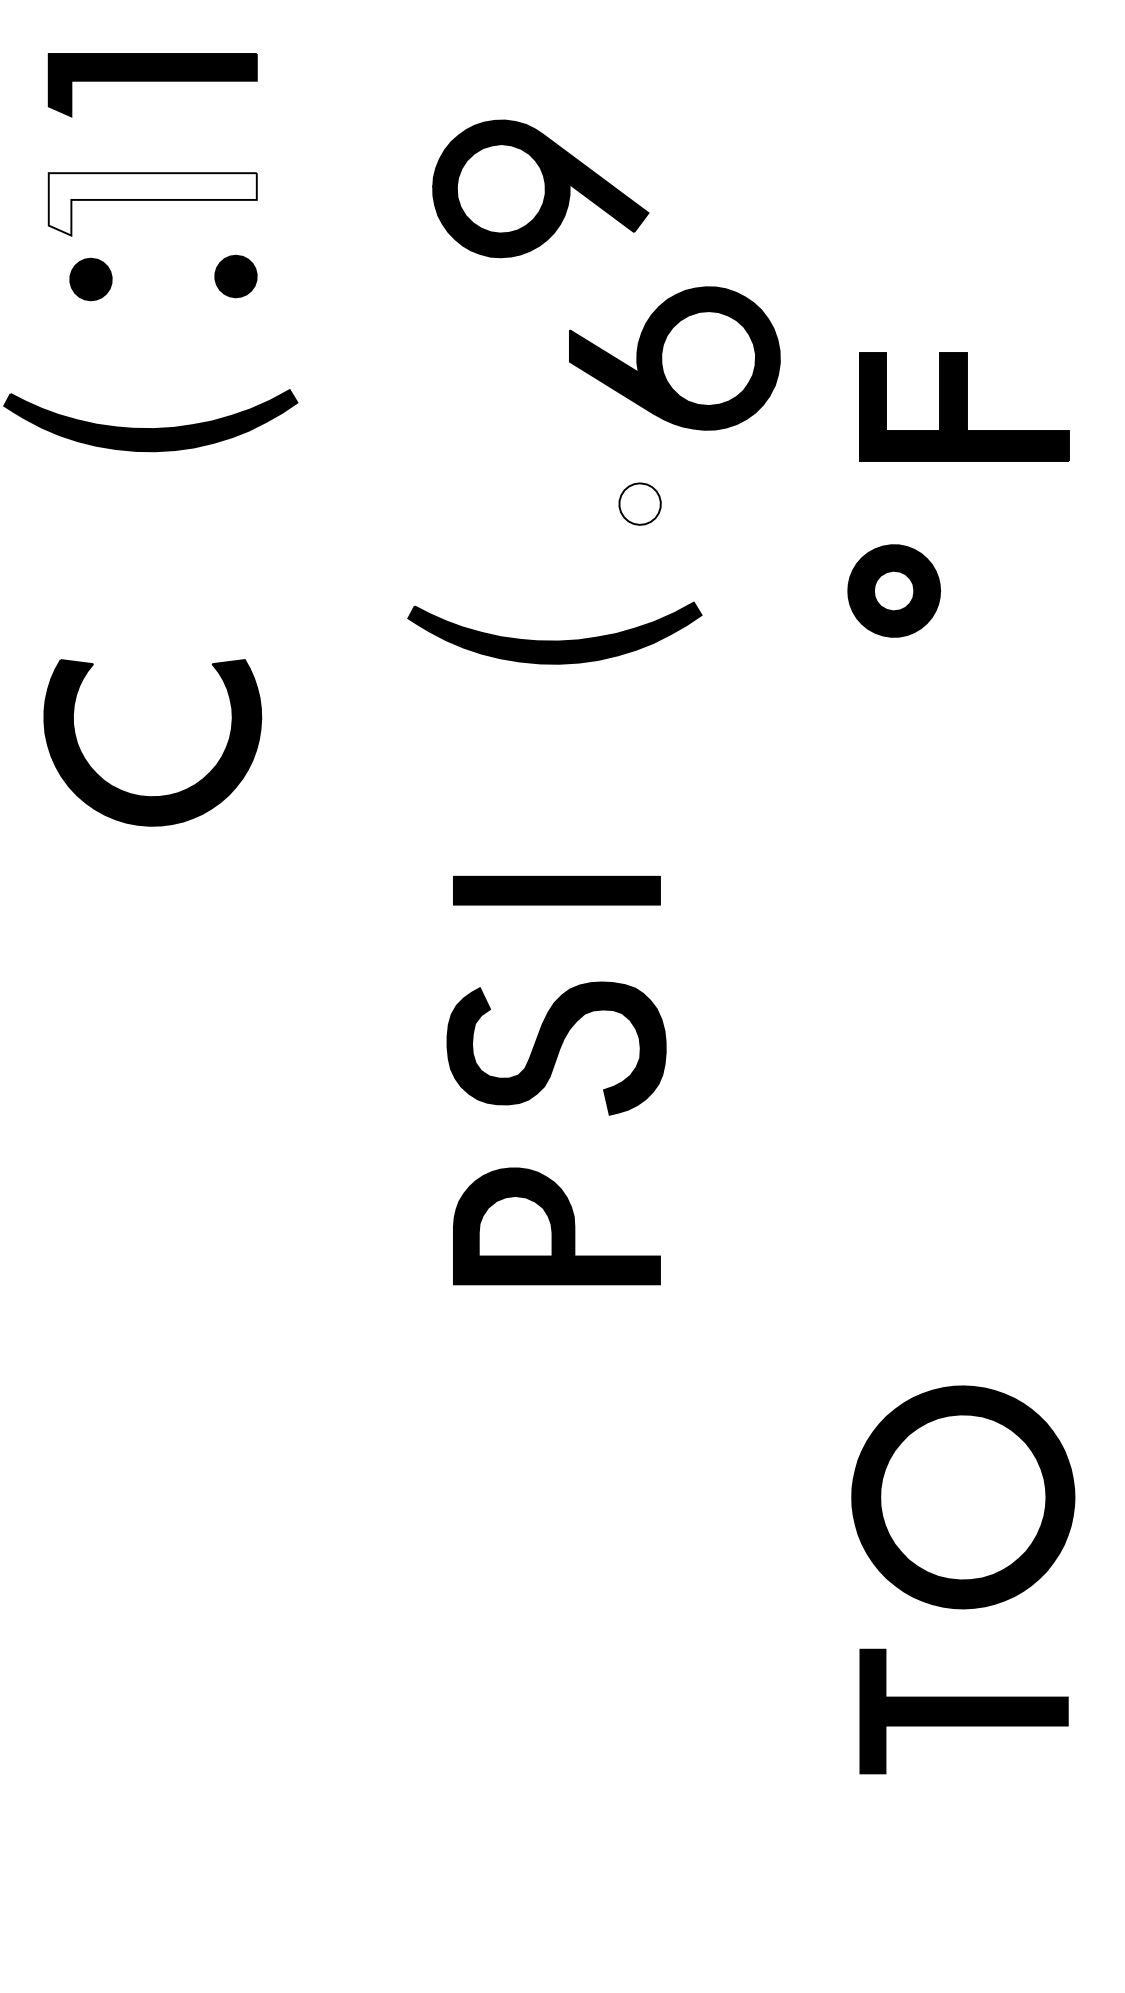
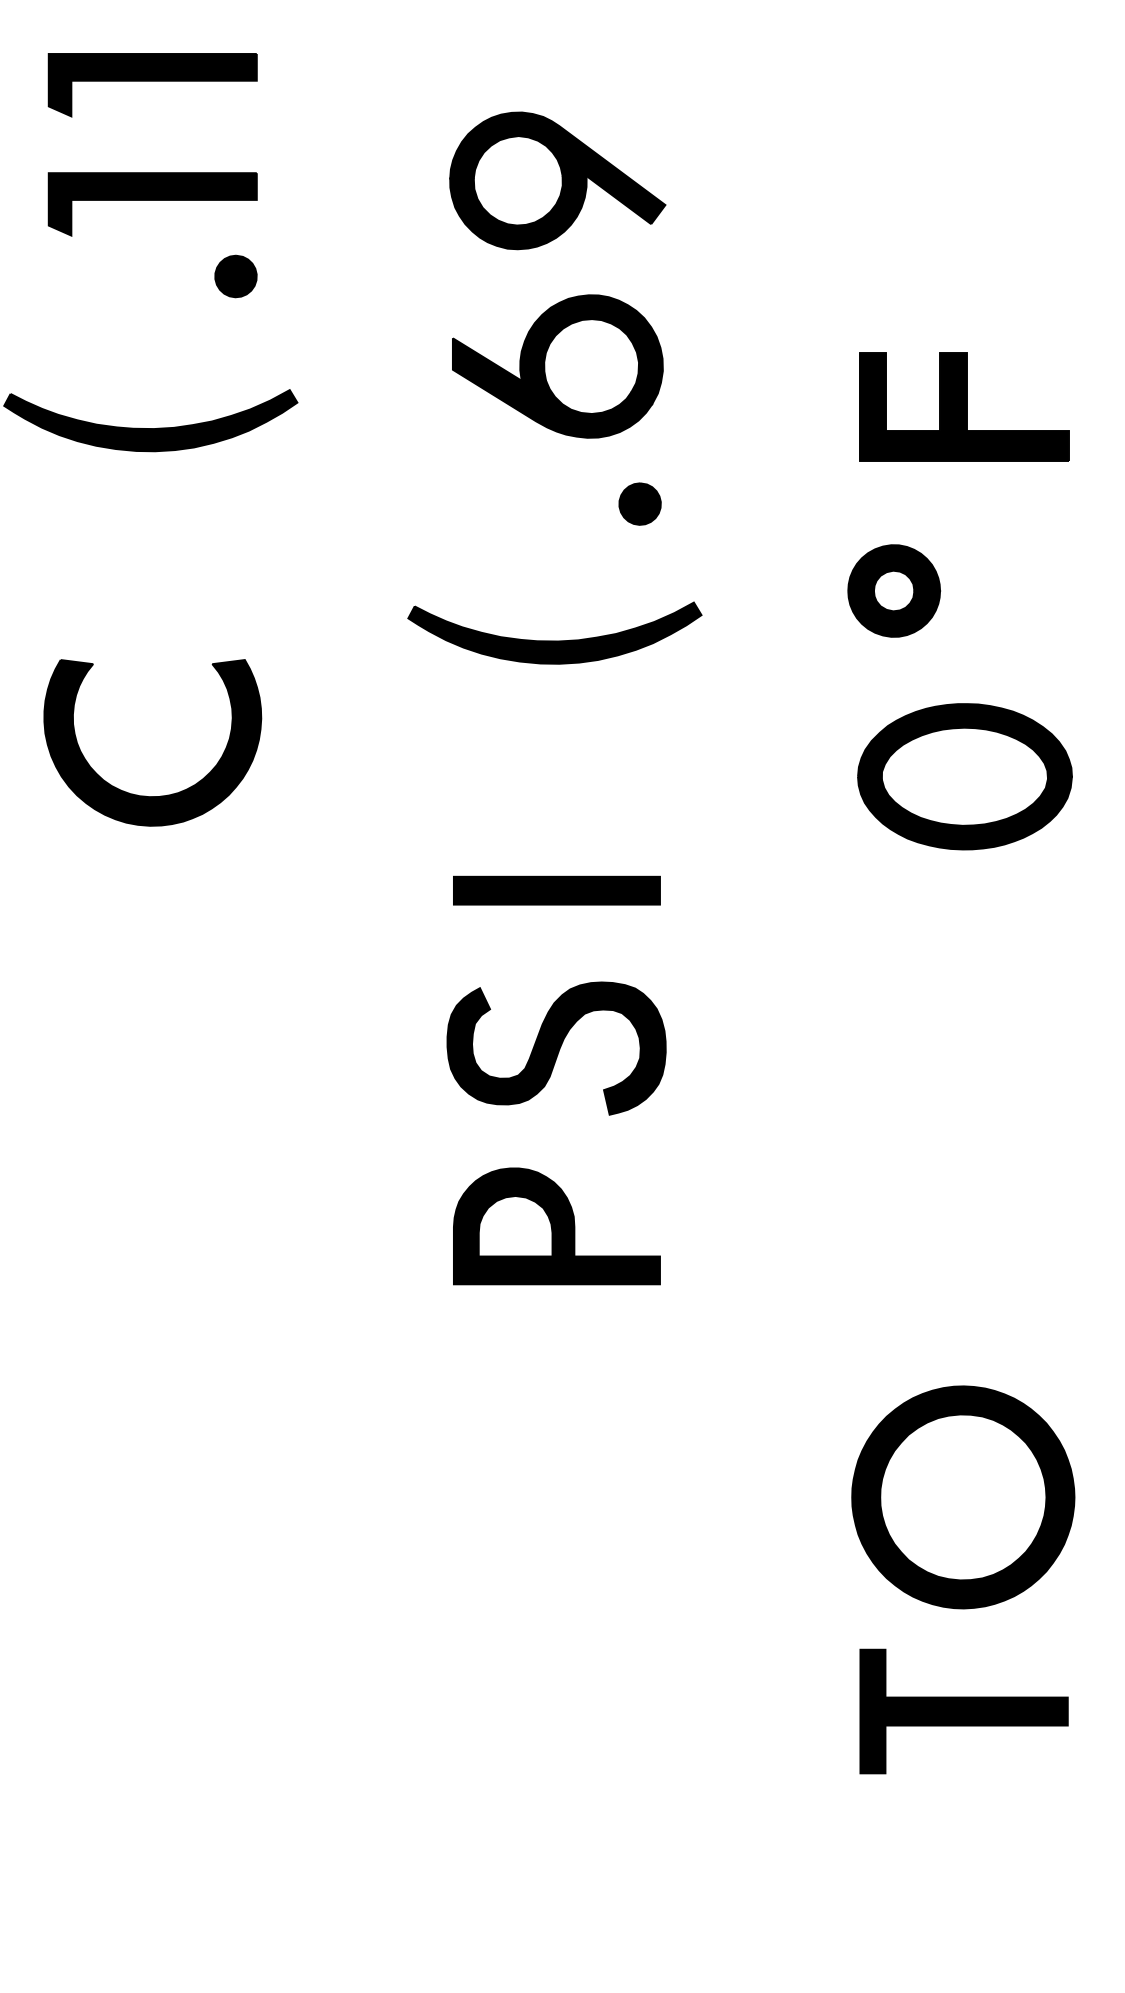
part position: (540, 188) -> (557, 180) (557, 180)
fill: none -> present (152, 204)
part: present -> none (90, 279)
part position: (674, 358) -> (557, 366) (557, 366)
fill: none -> present (639, 503)
part: none -> present (964, 776)
